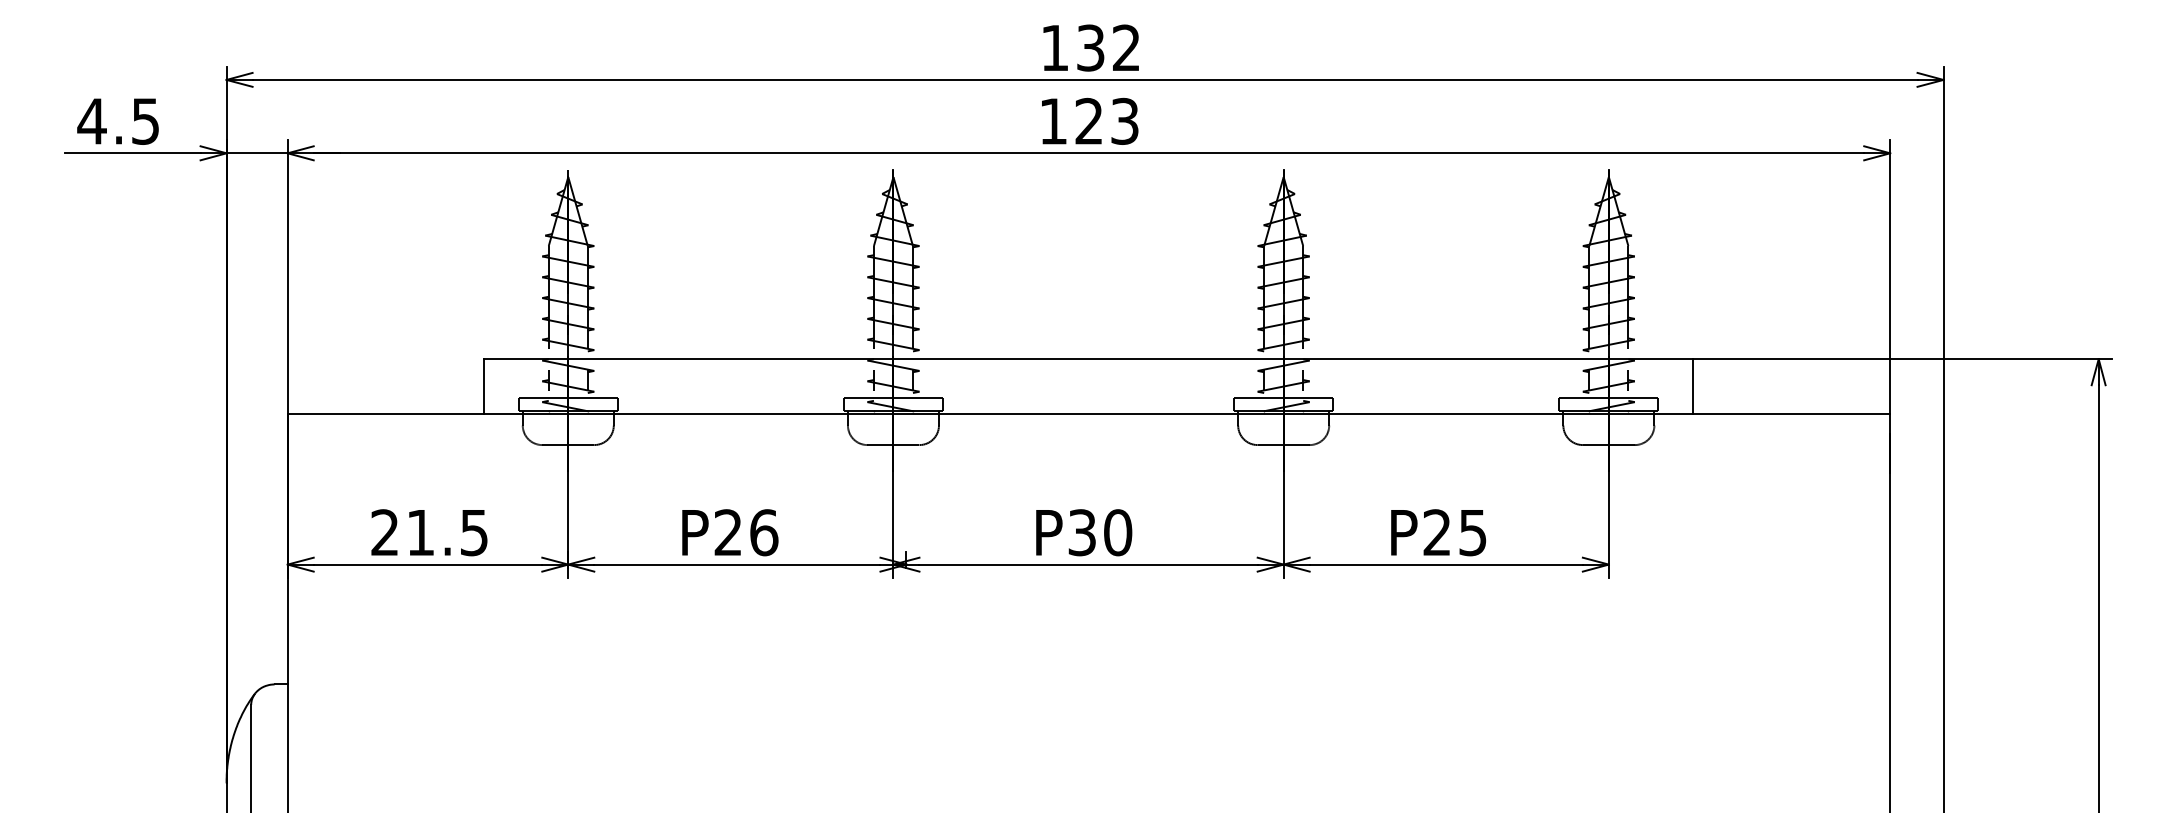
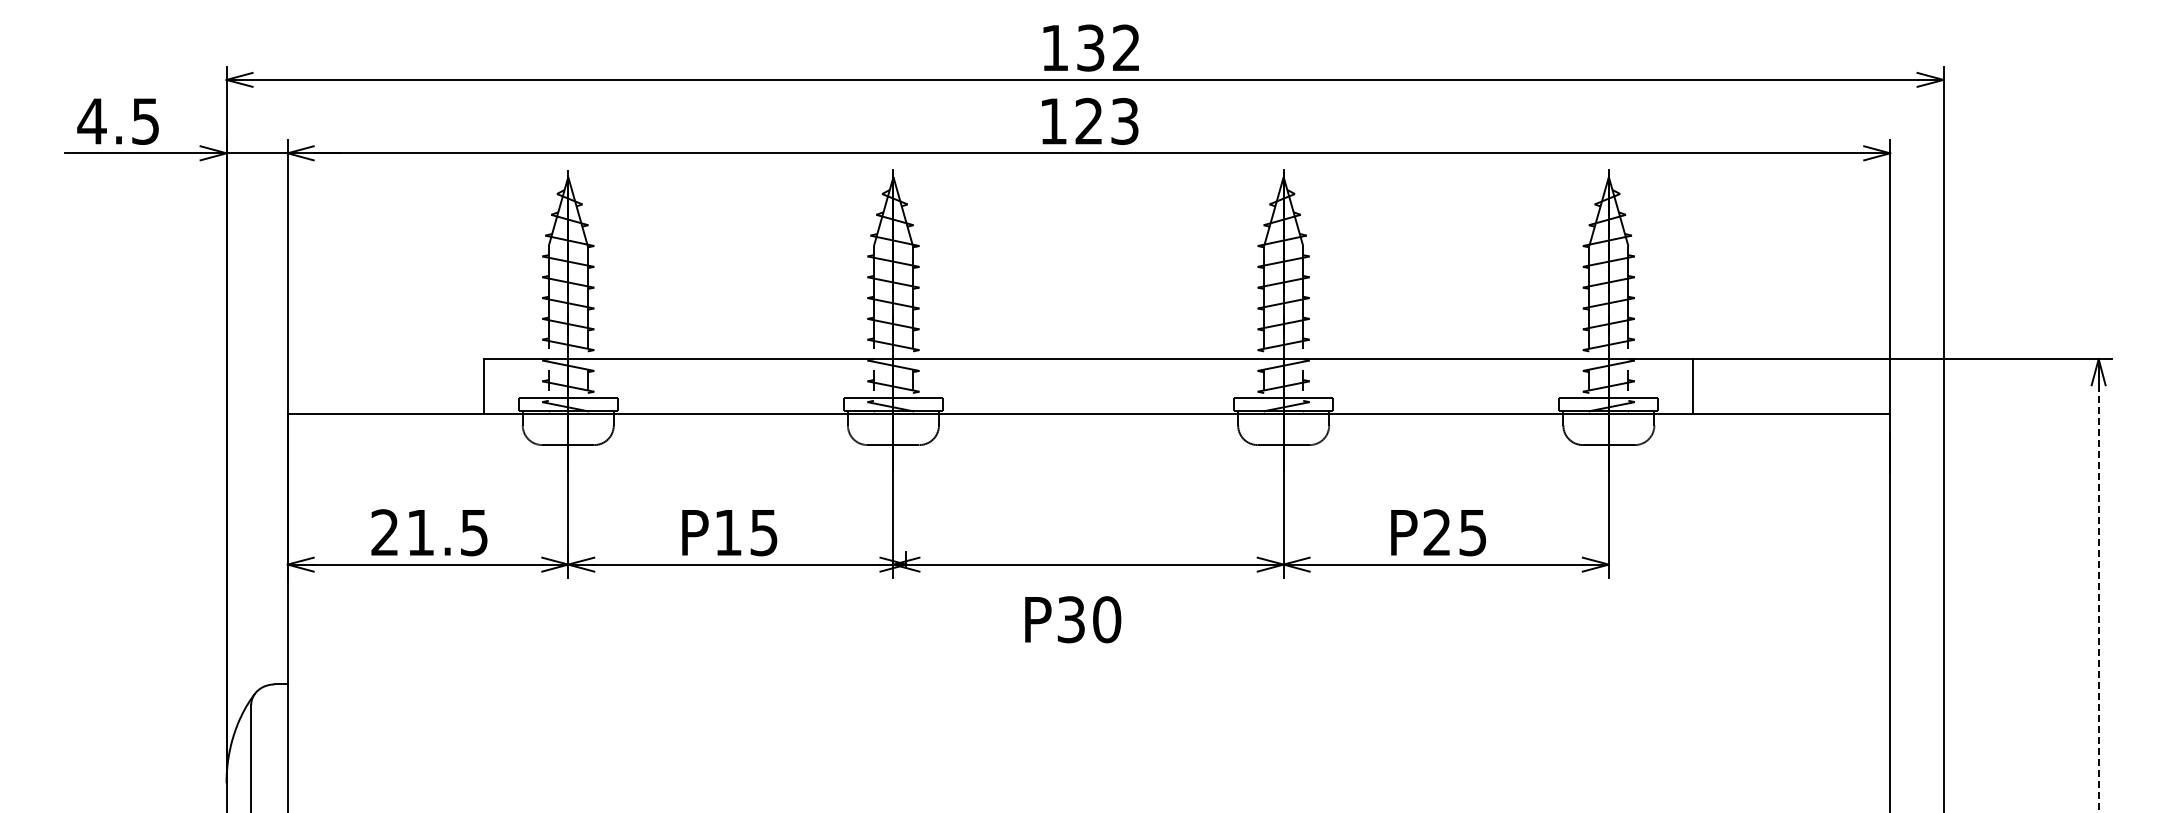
text: P26 -> P15 (746, 532)
text position: (1084, 532) -> (1073, 619) (1073, 619)
line: solid -> dashed (2098, 599)
